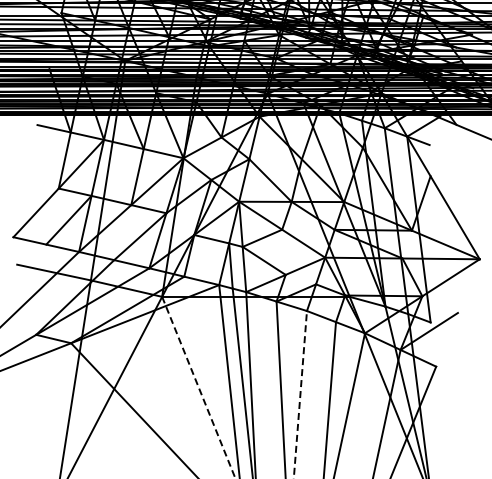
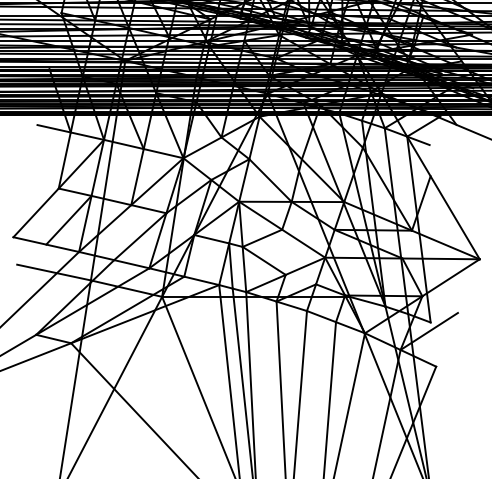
line: dashed -> solid (198, 387)
line: dashed -> solid (300, 394)
